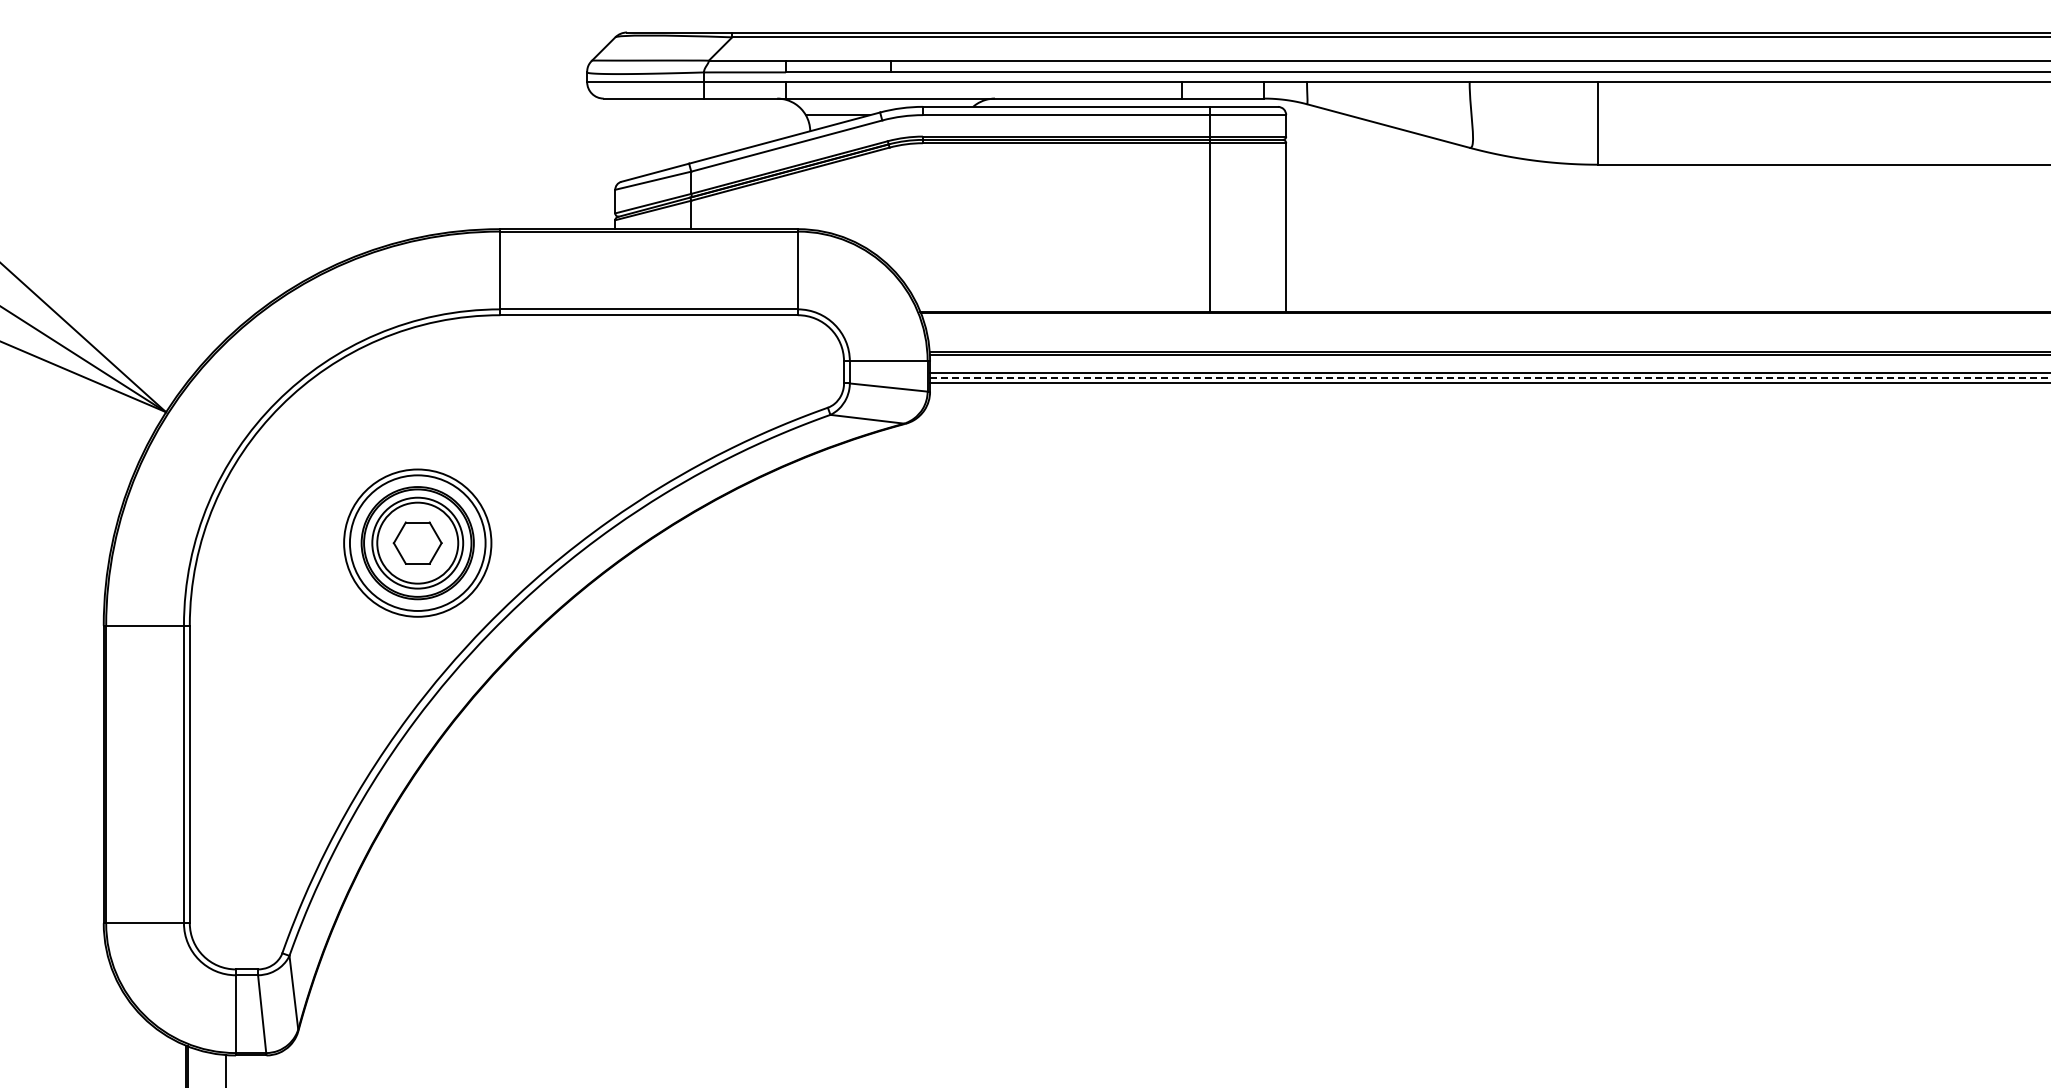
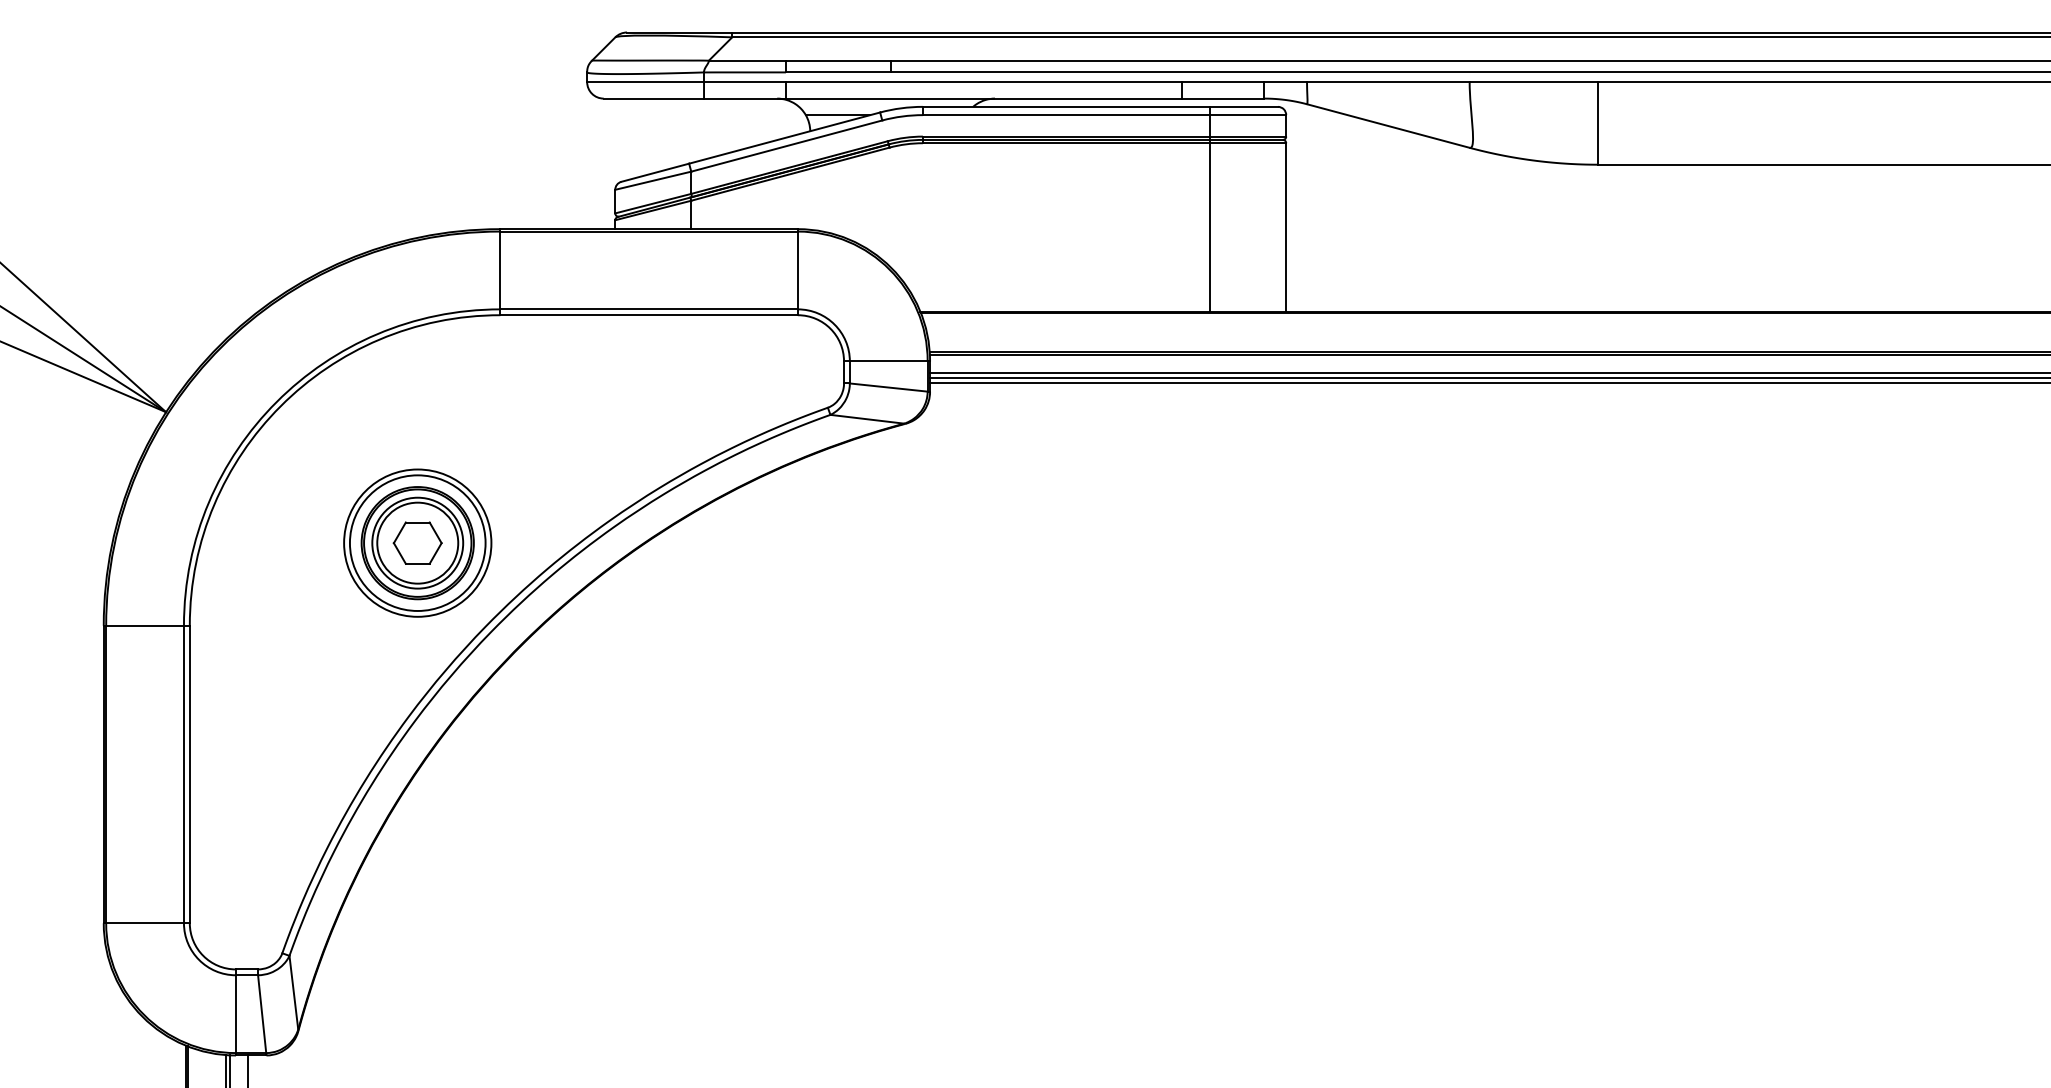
line: dashed -> solid (1490, 377)
line: none -> present (230, 1069)
line: none -> present (247, 1069)
